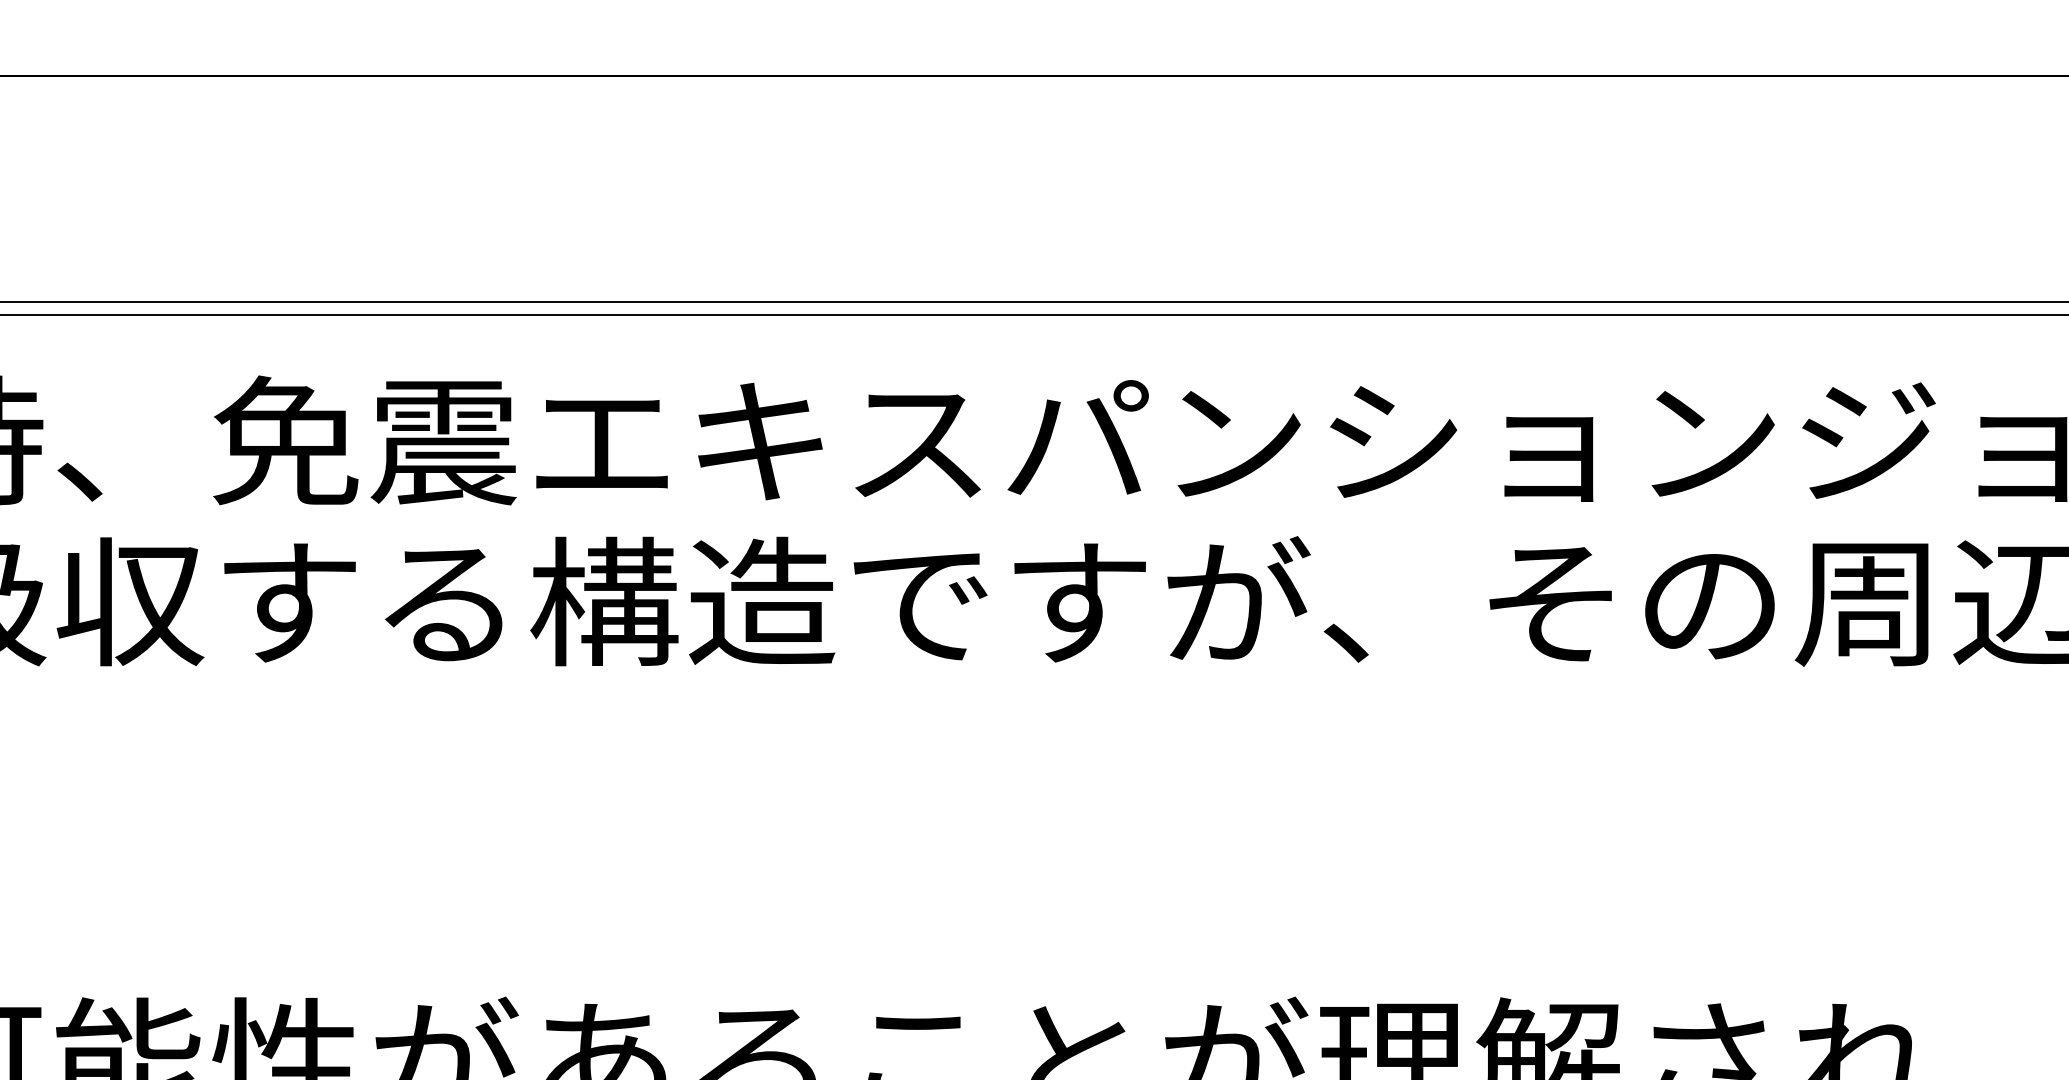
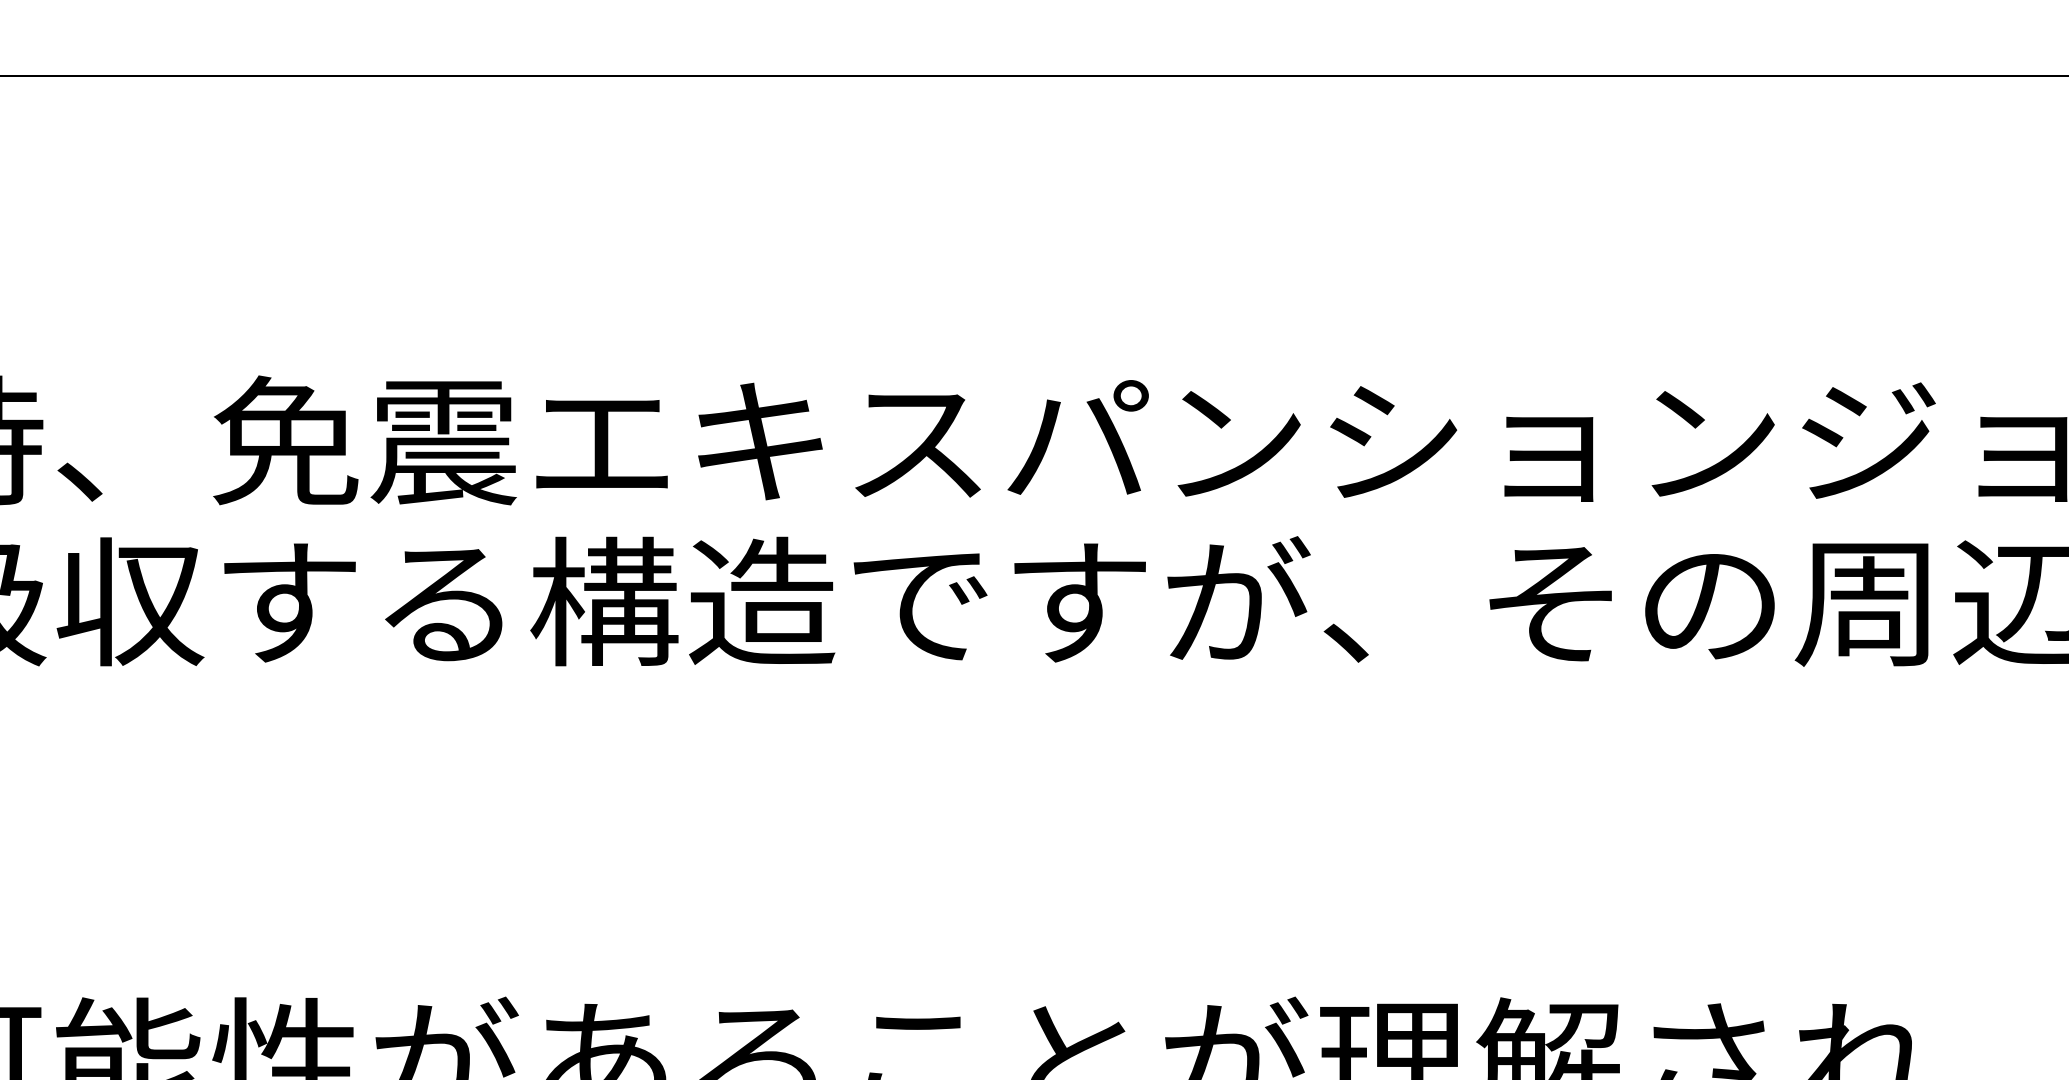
line: present -> none (1033, 301)
line: present -> none (1033, 315)
